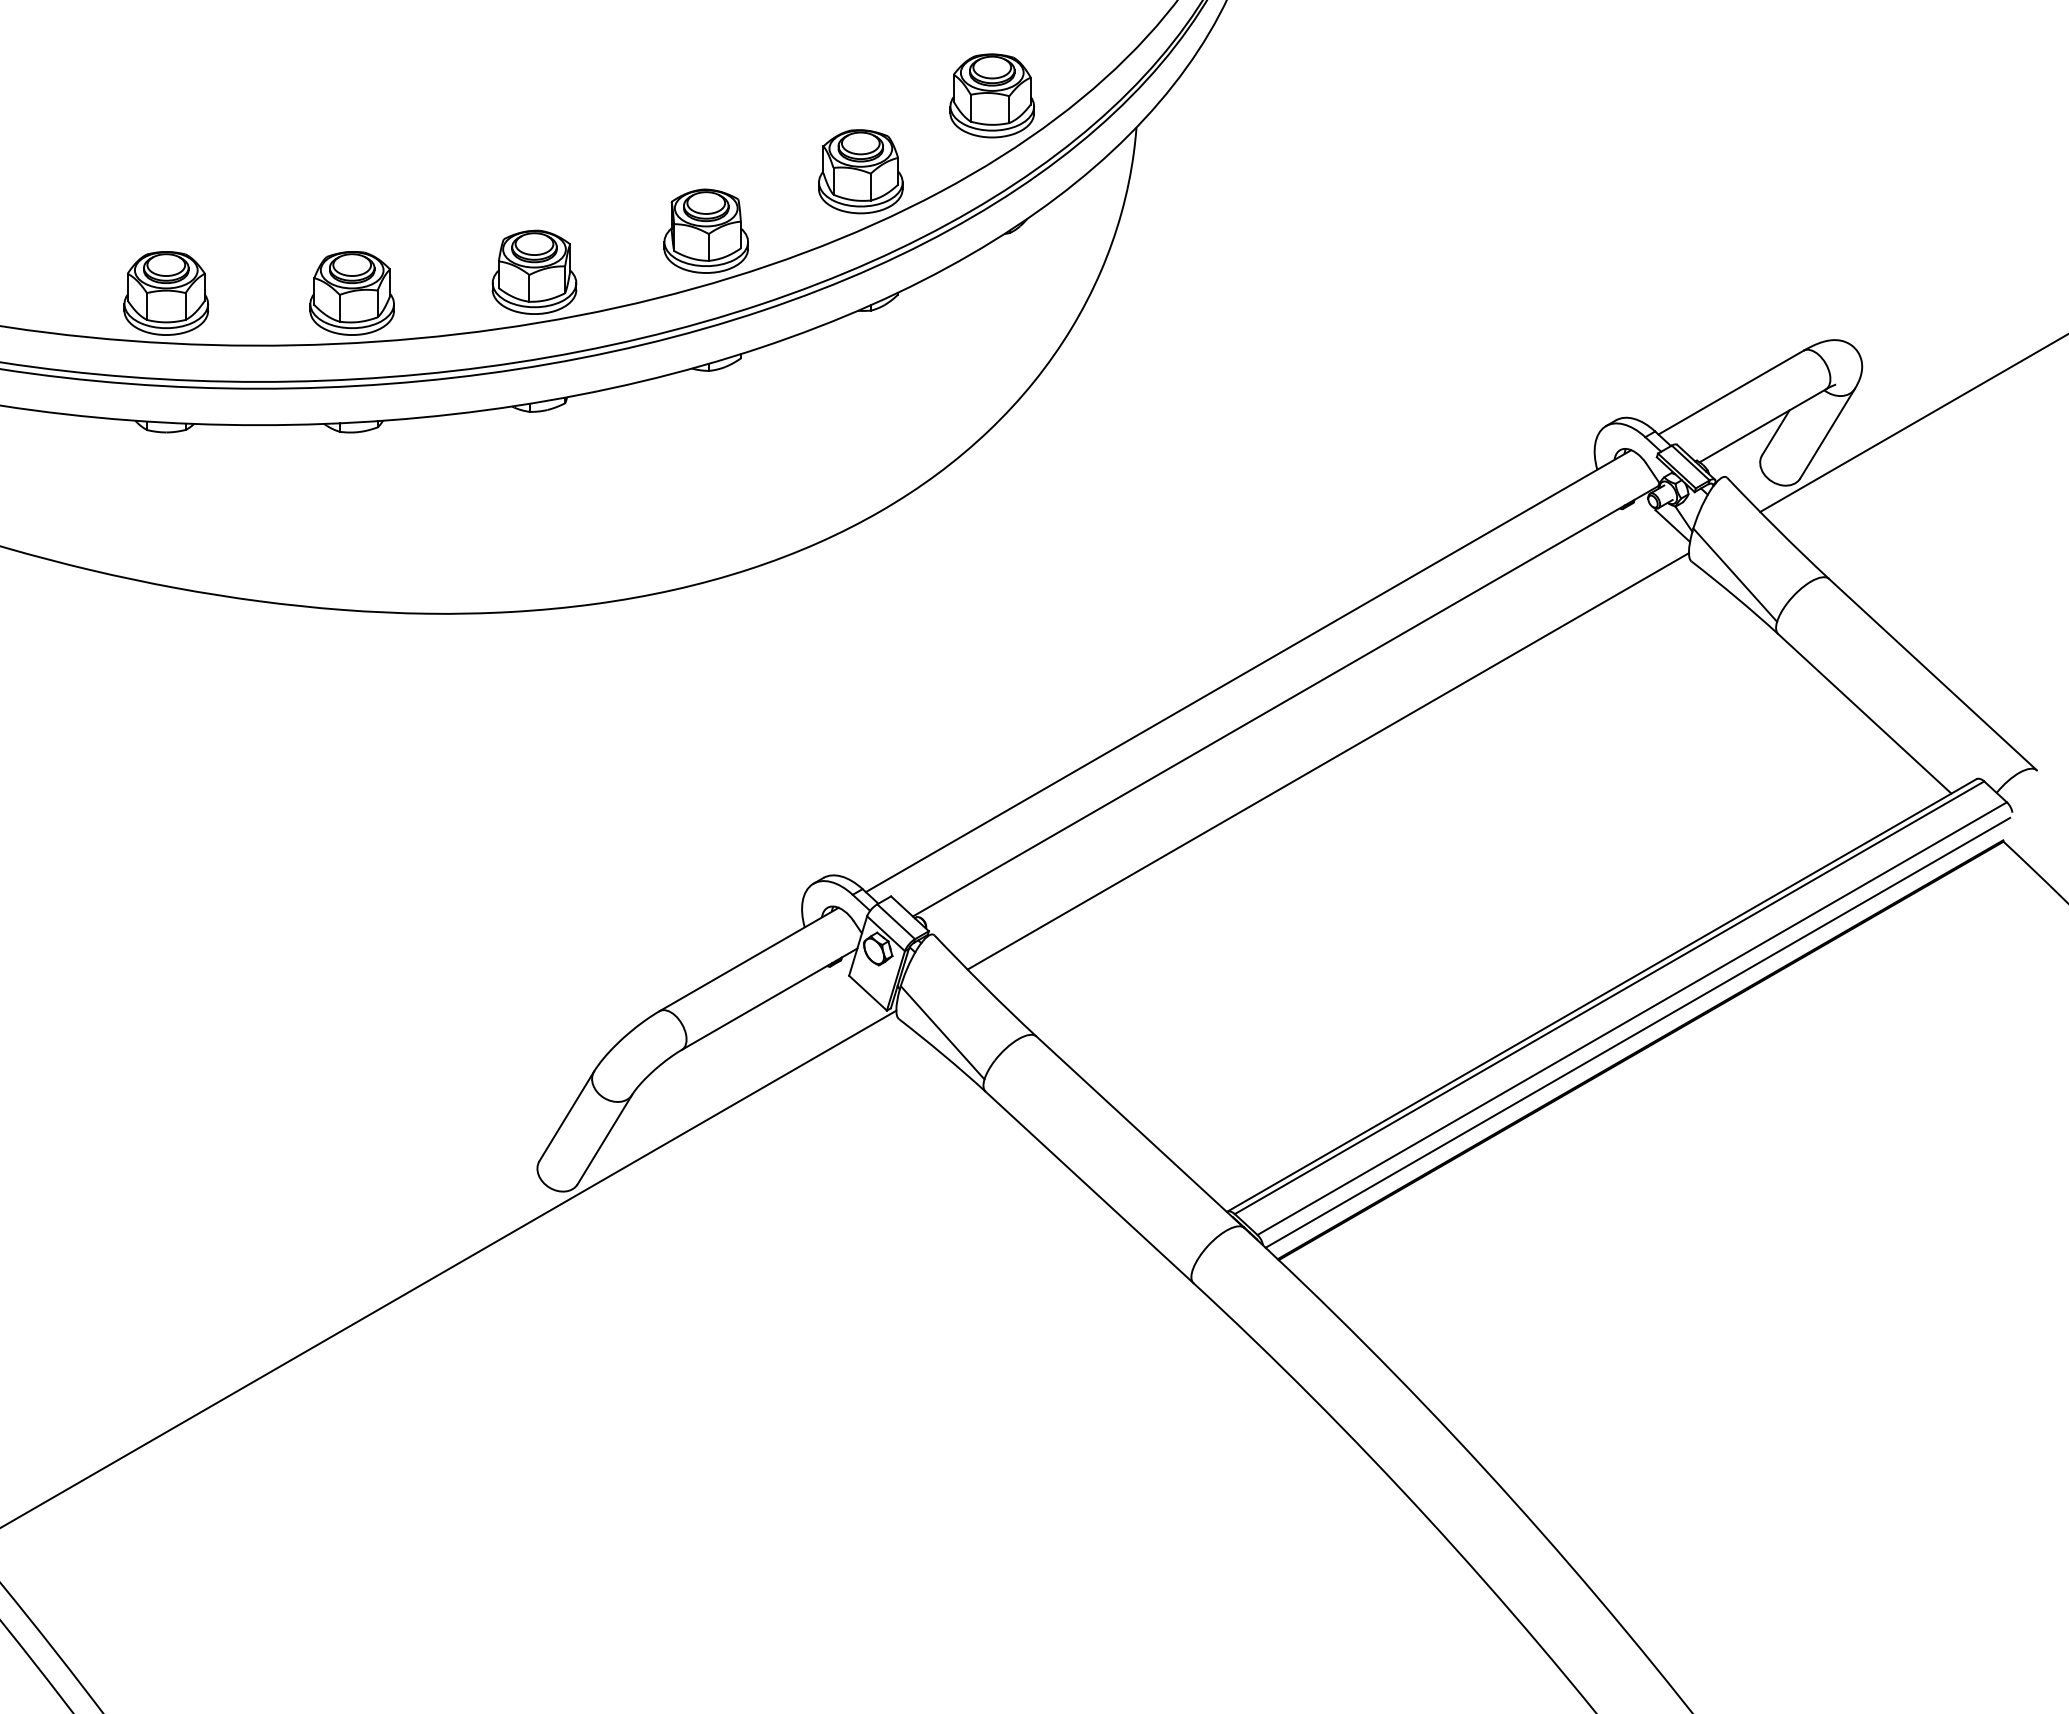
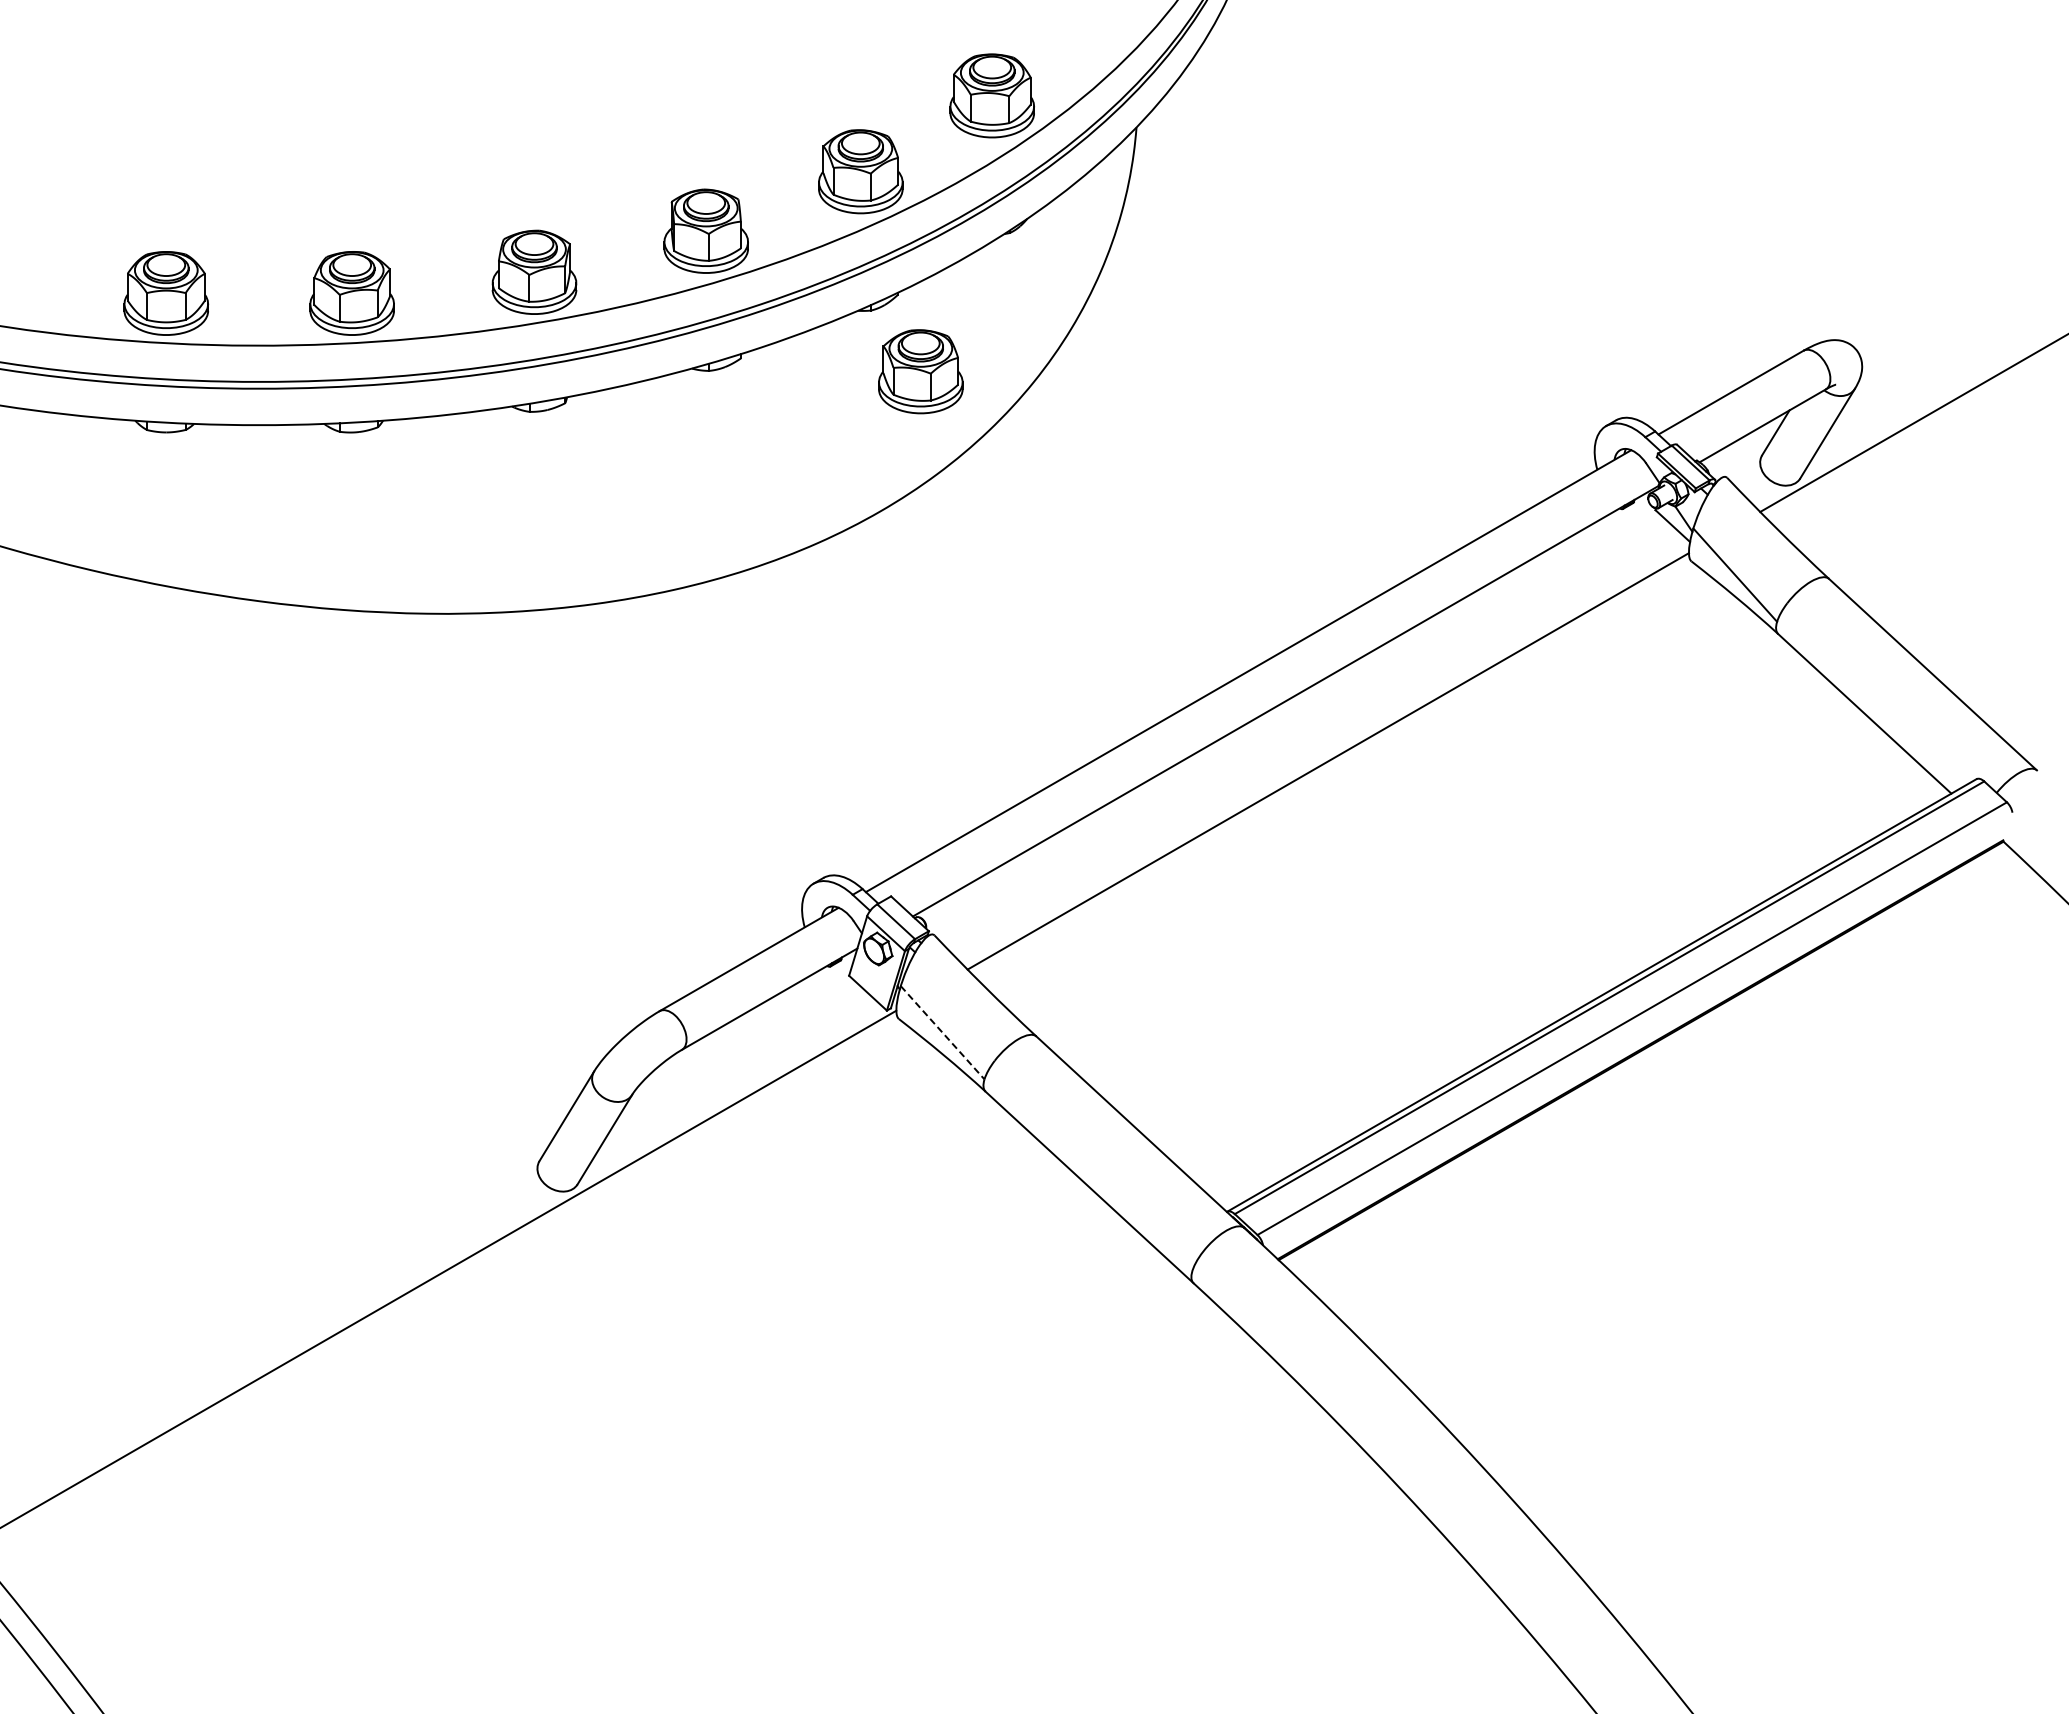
part: none -> present (920, 371)
line: solid -> dashed (942, 1032)
line: present -> none (1637, 1032)
